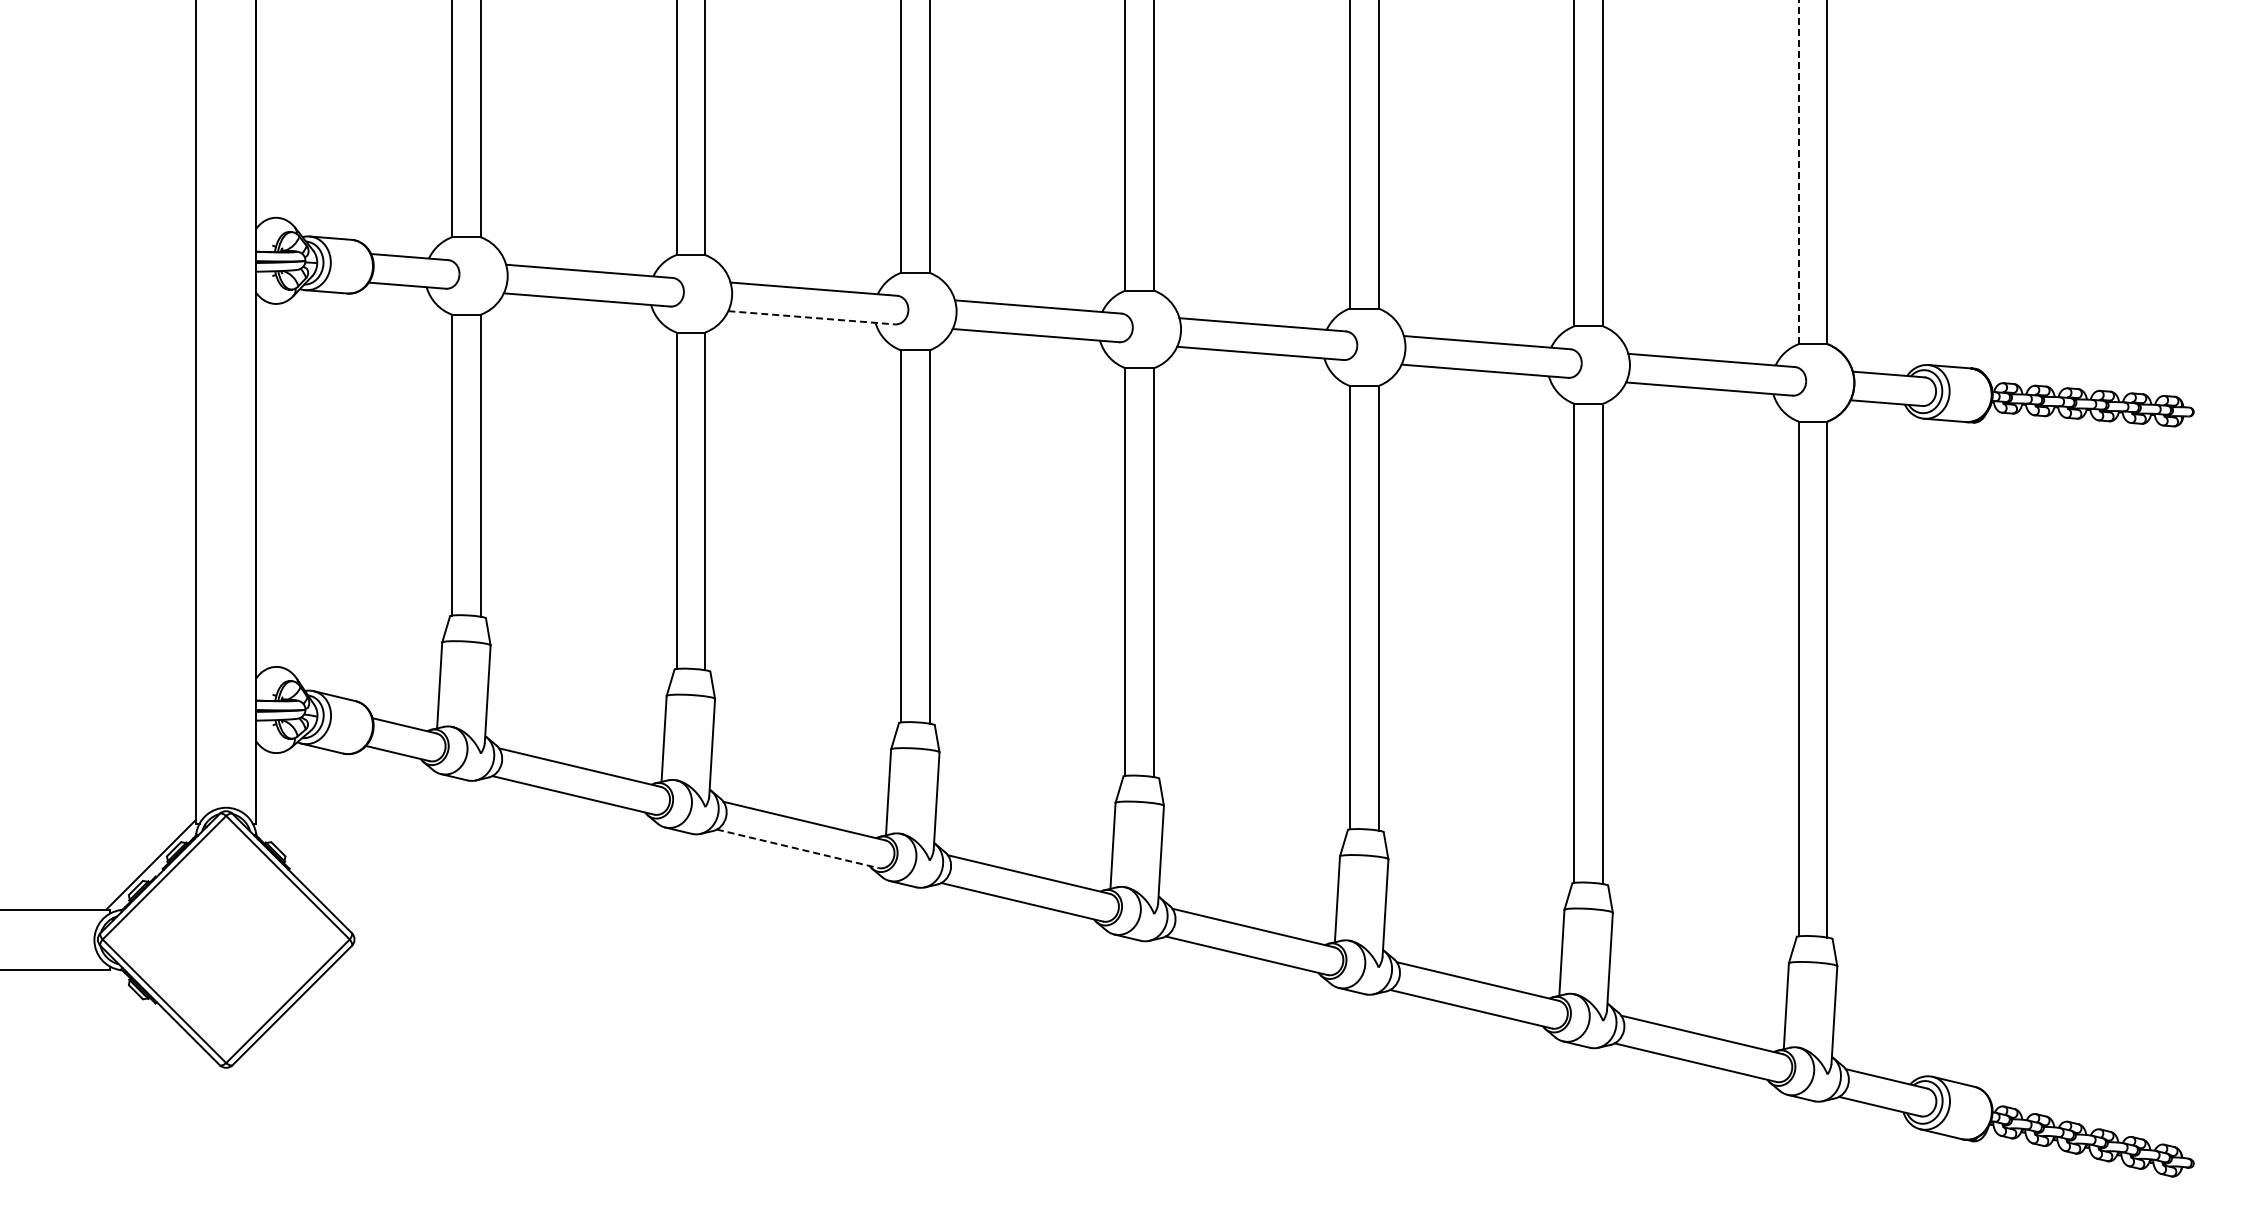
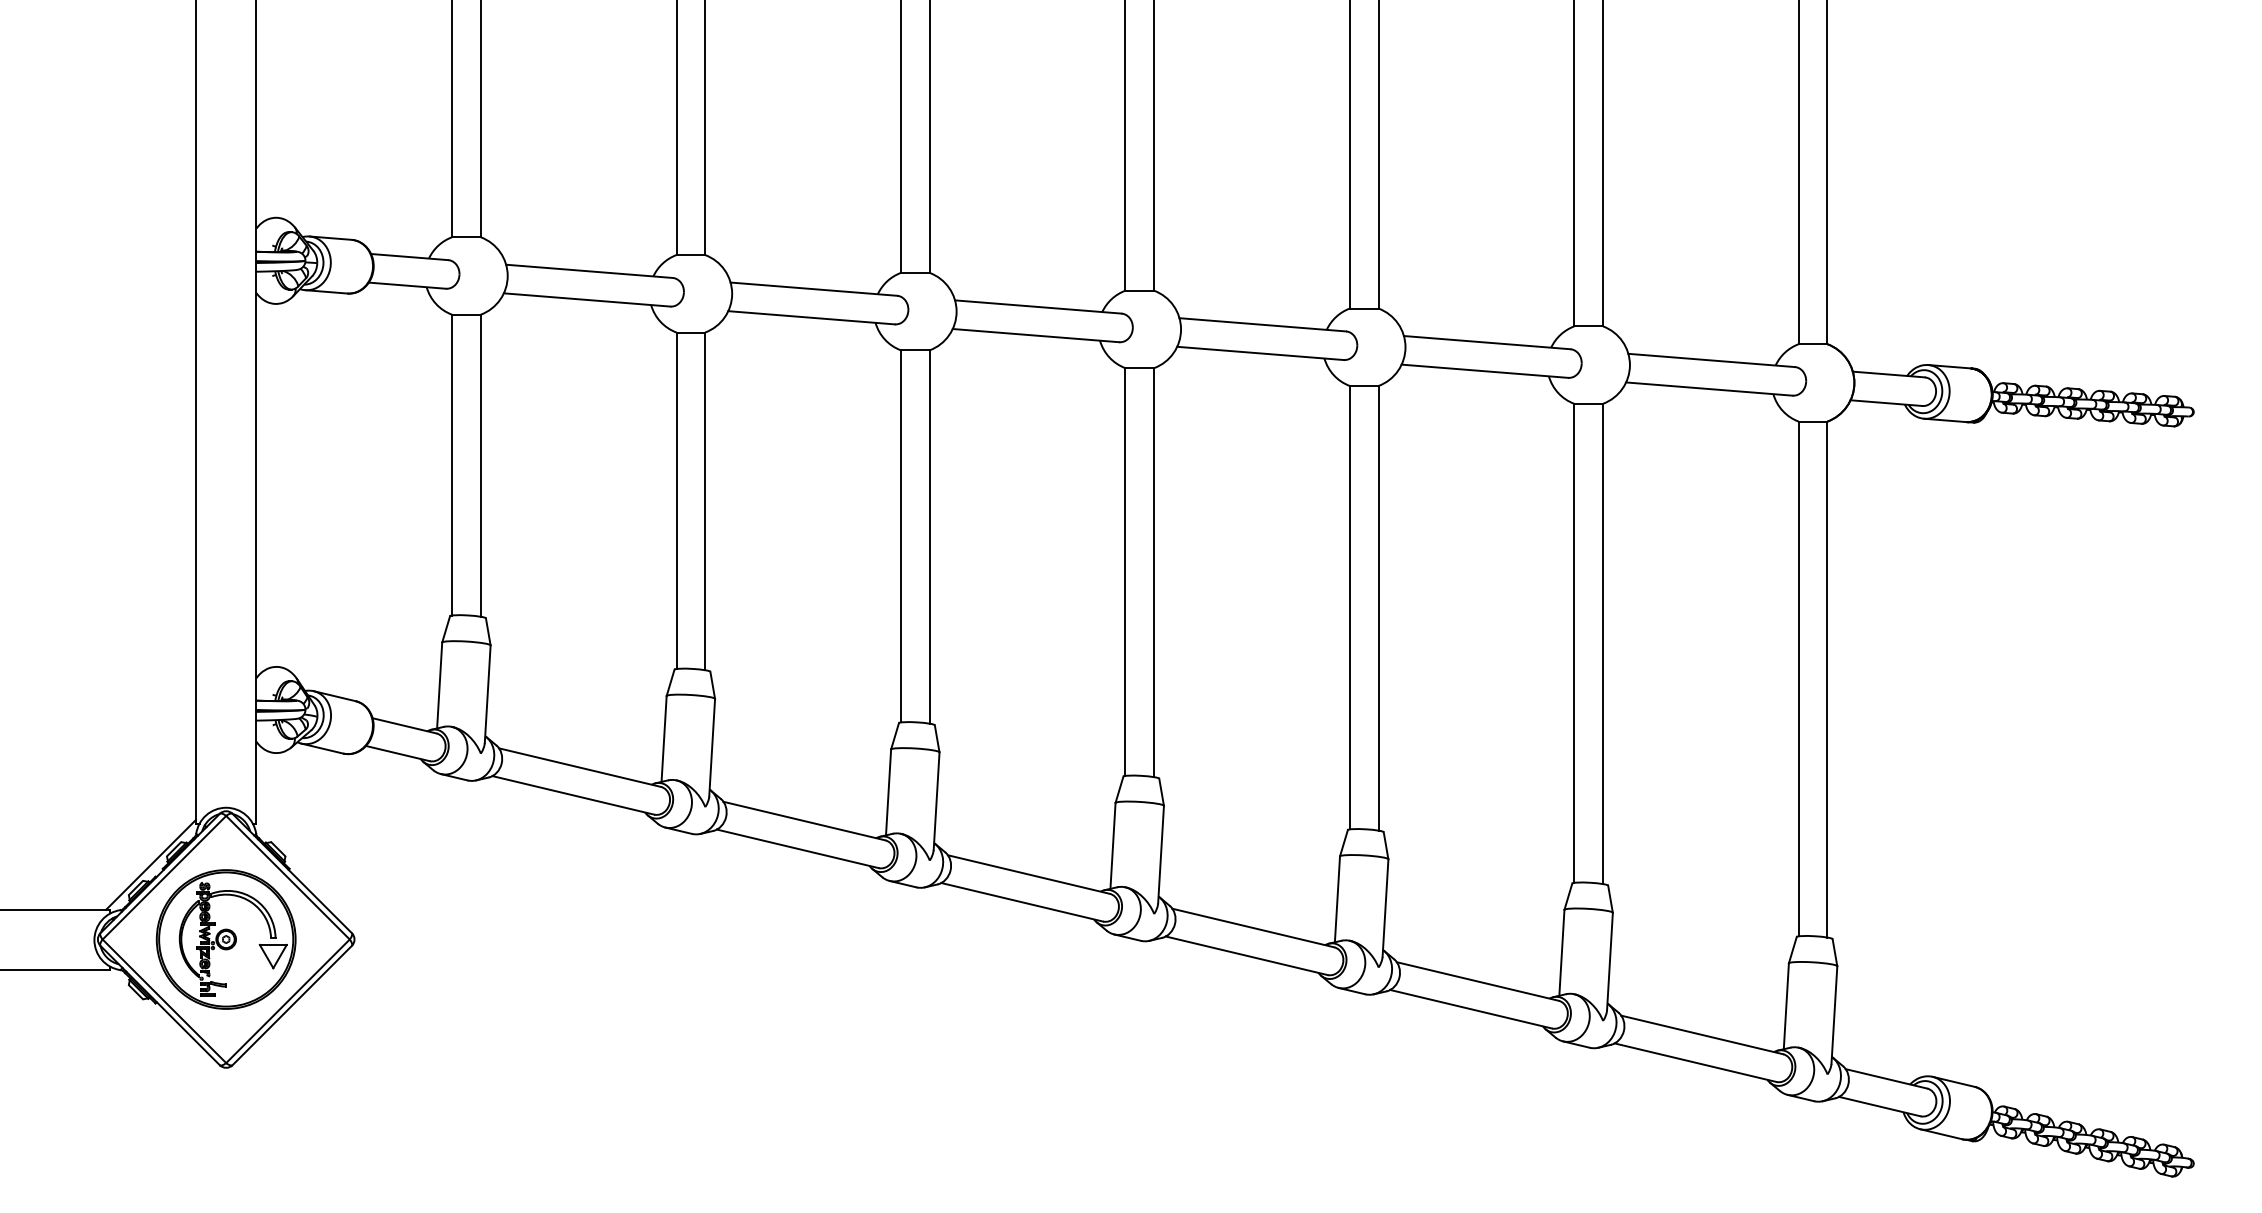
line: dashed -> solid (1798, 172)
line: dashed -> solid (811, 317)
line: dashed -> solid (798, 848)
part: none -> present (225, 939)
